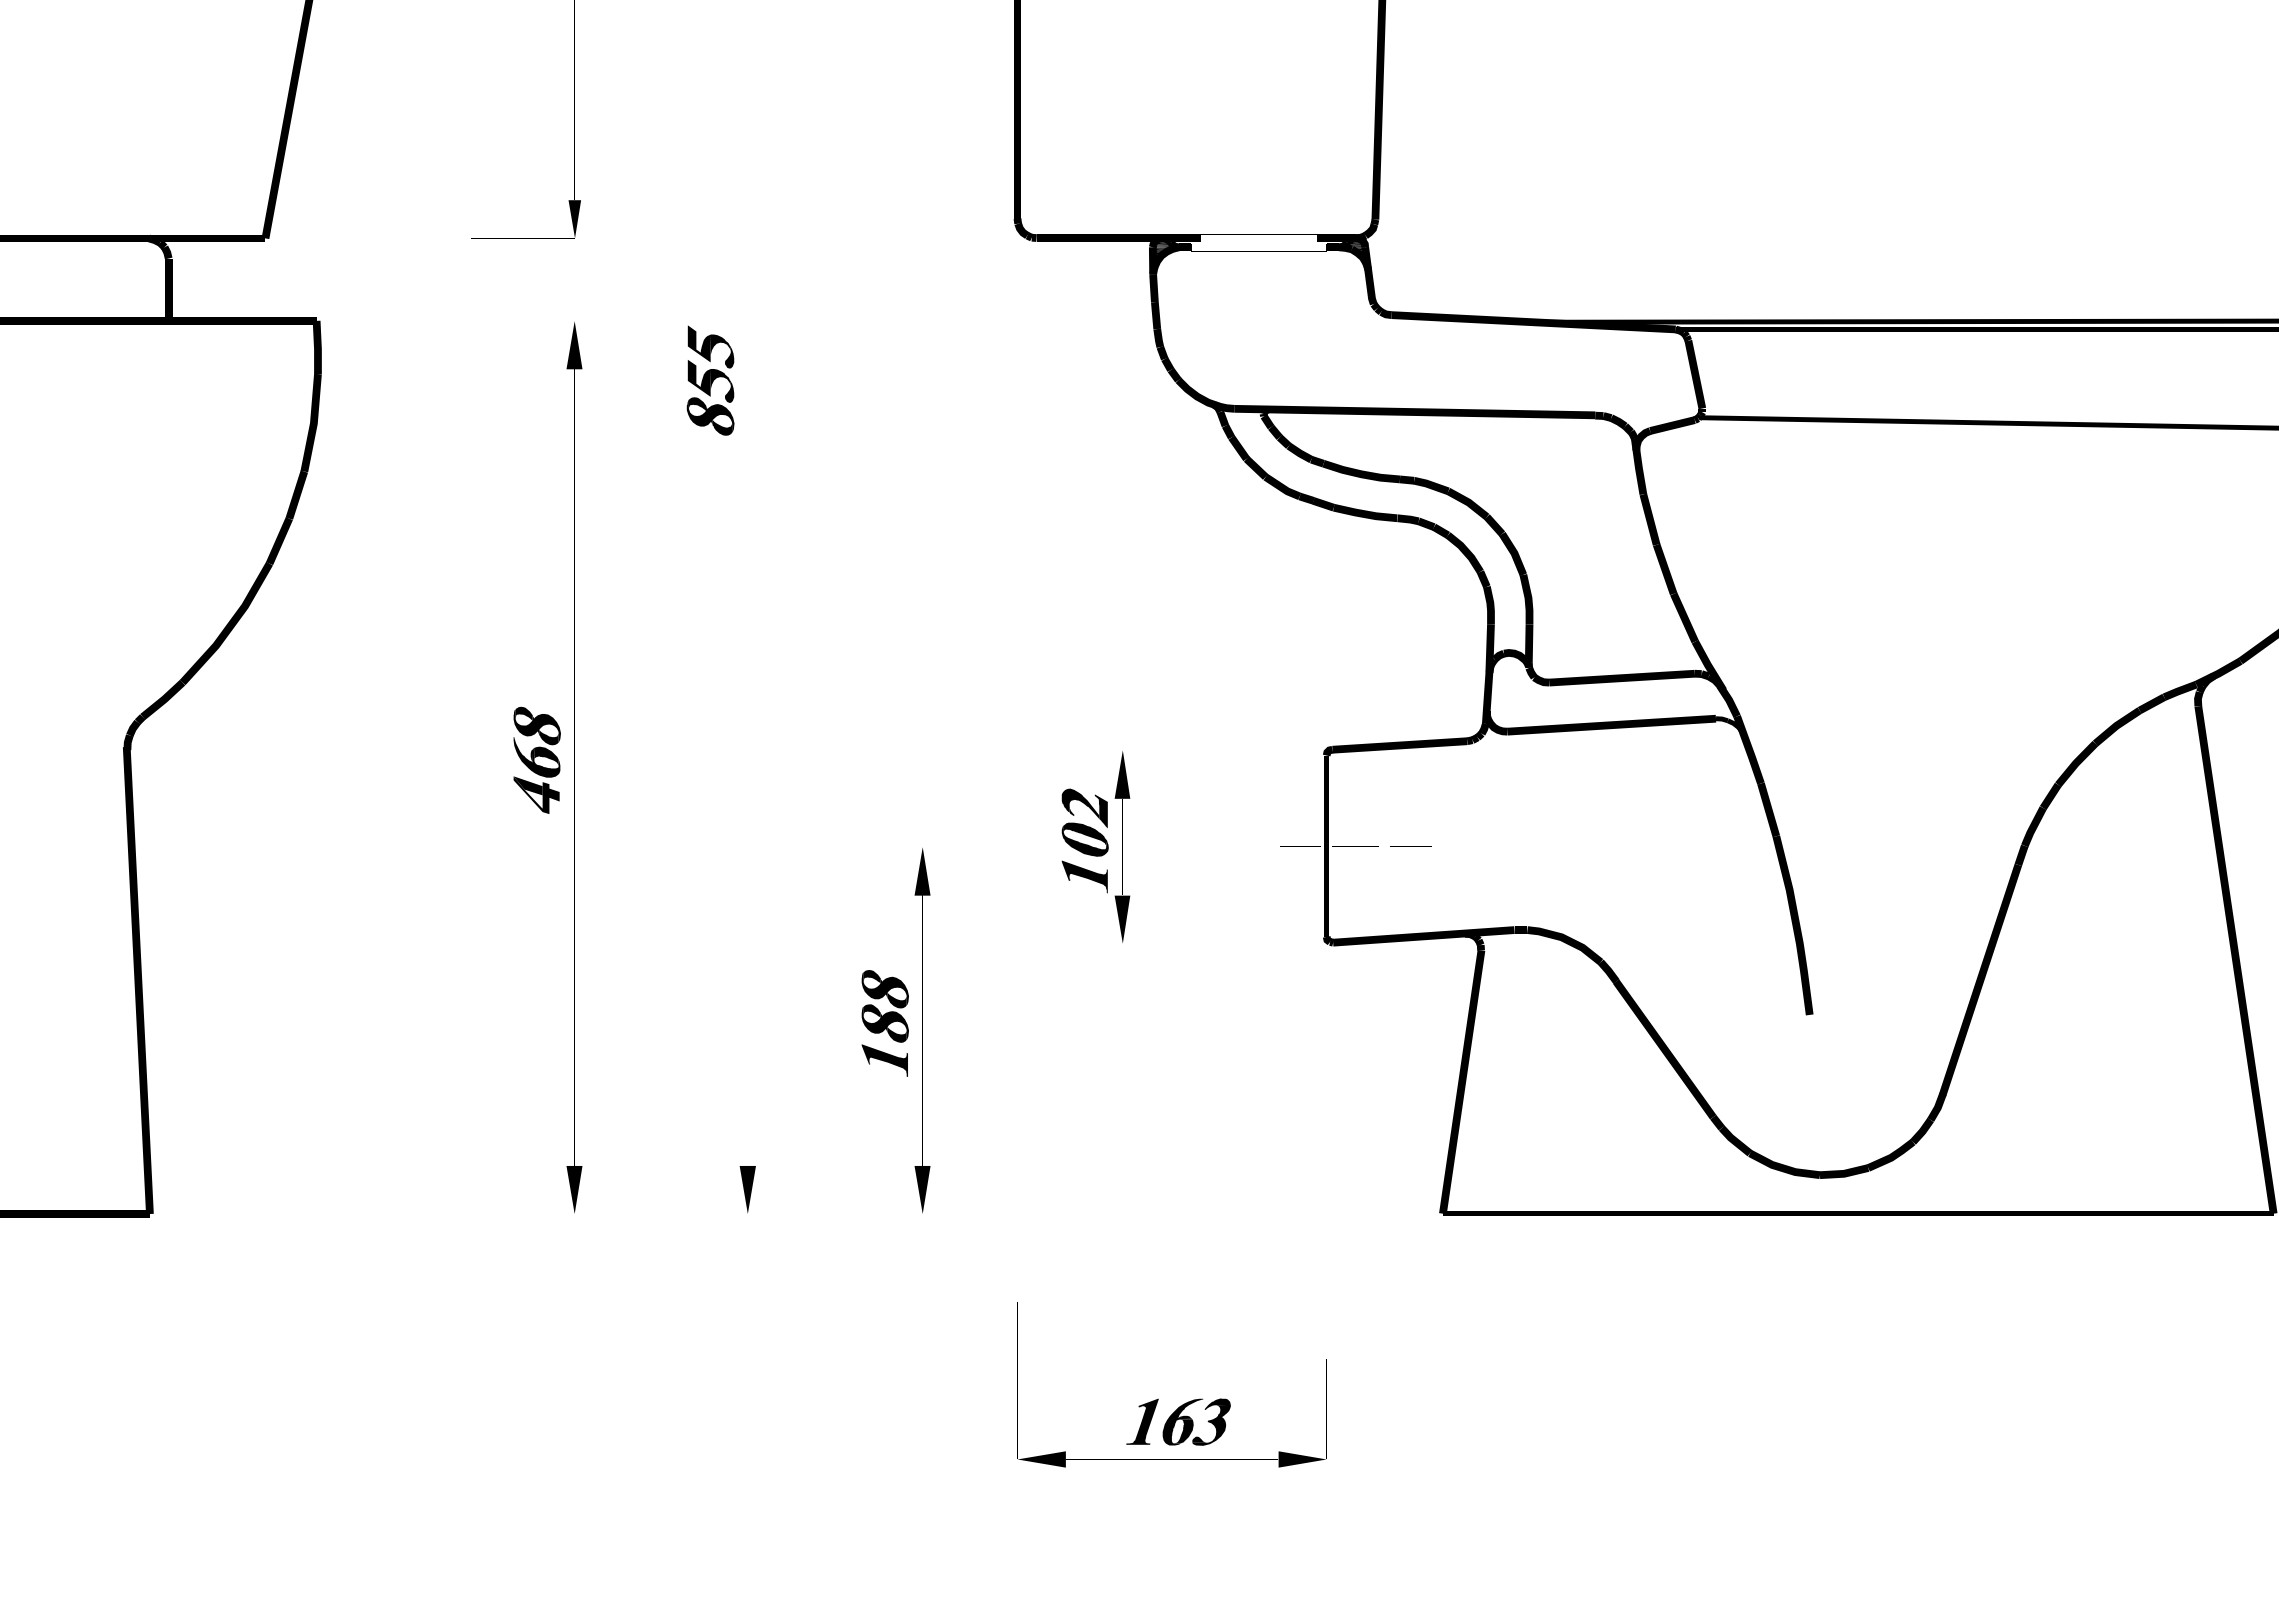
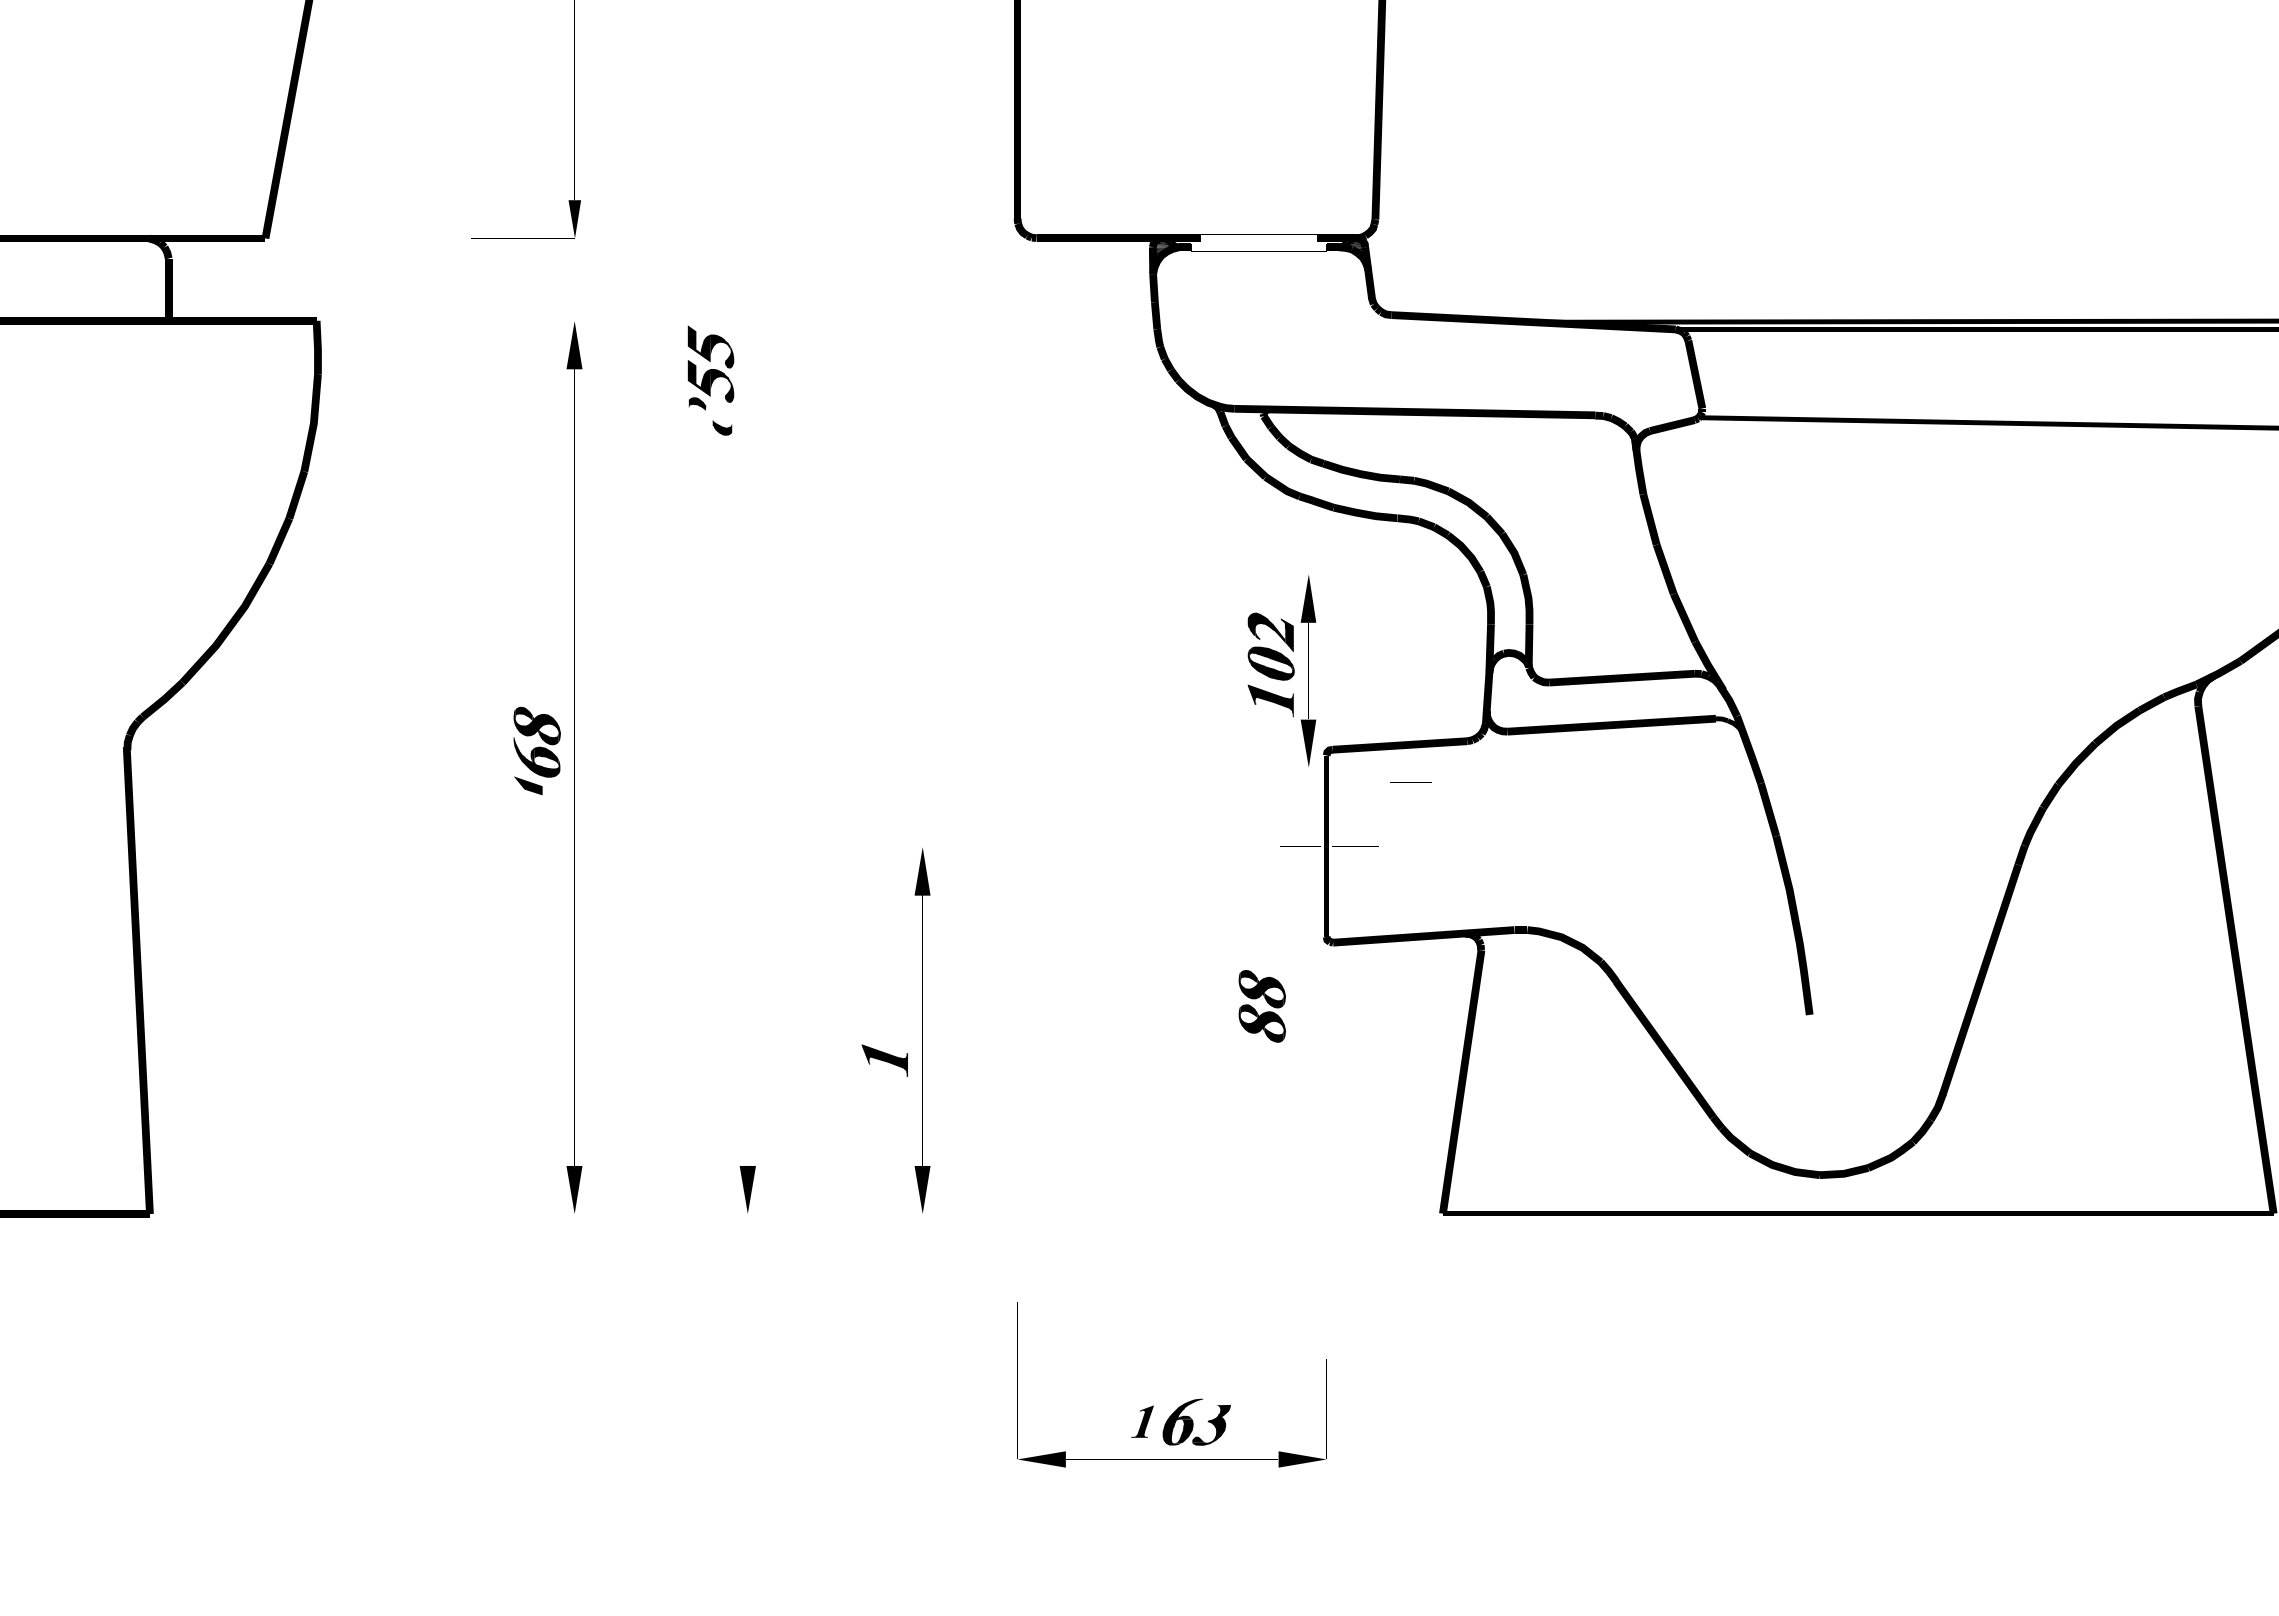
fill: present -> none (710, 415)
fill: present -> none (536, 795)
part position: (1095, 846) -> (1281, 670) (1281, 670)
line position: (1410, 846) -> (1410, 782) (1410, 782)
part position: (886, 1012) -> (1263, 1012) (1263, 1012)
fill: present -> none (1217, 1404)
part size: 33x47 px -> 23x33 px (1142, 1421)
